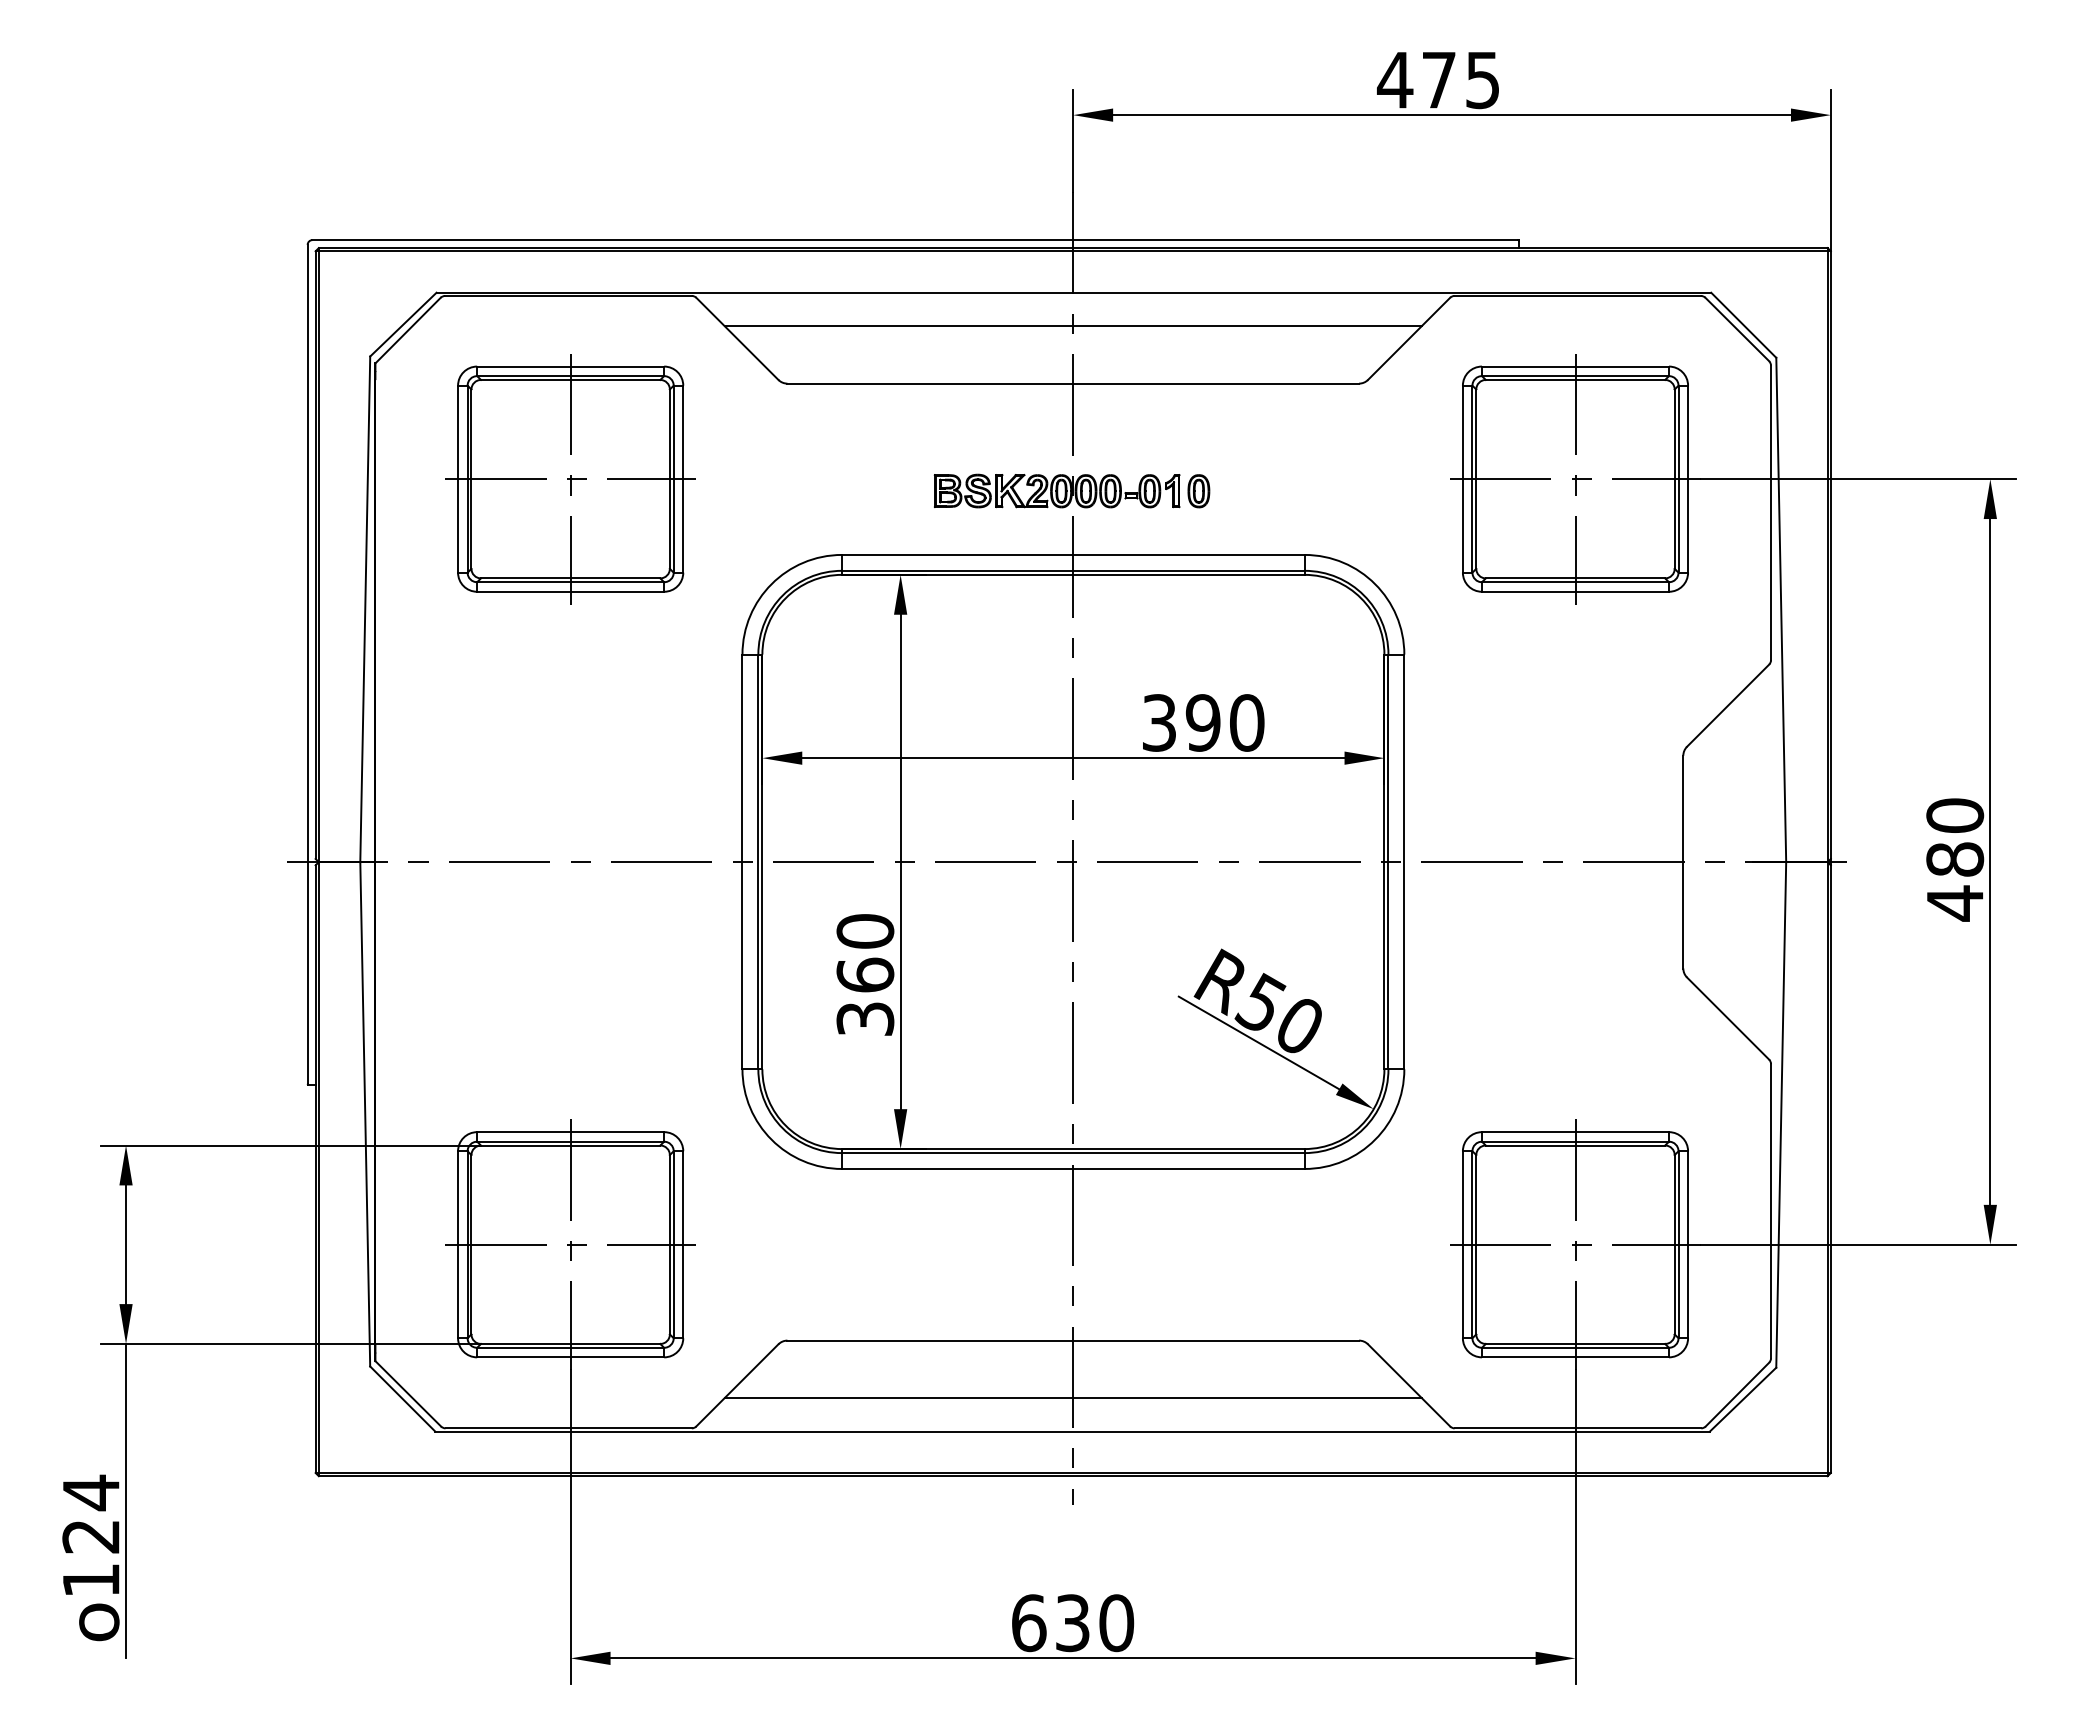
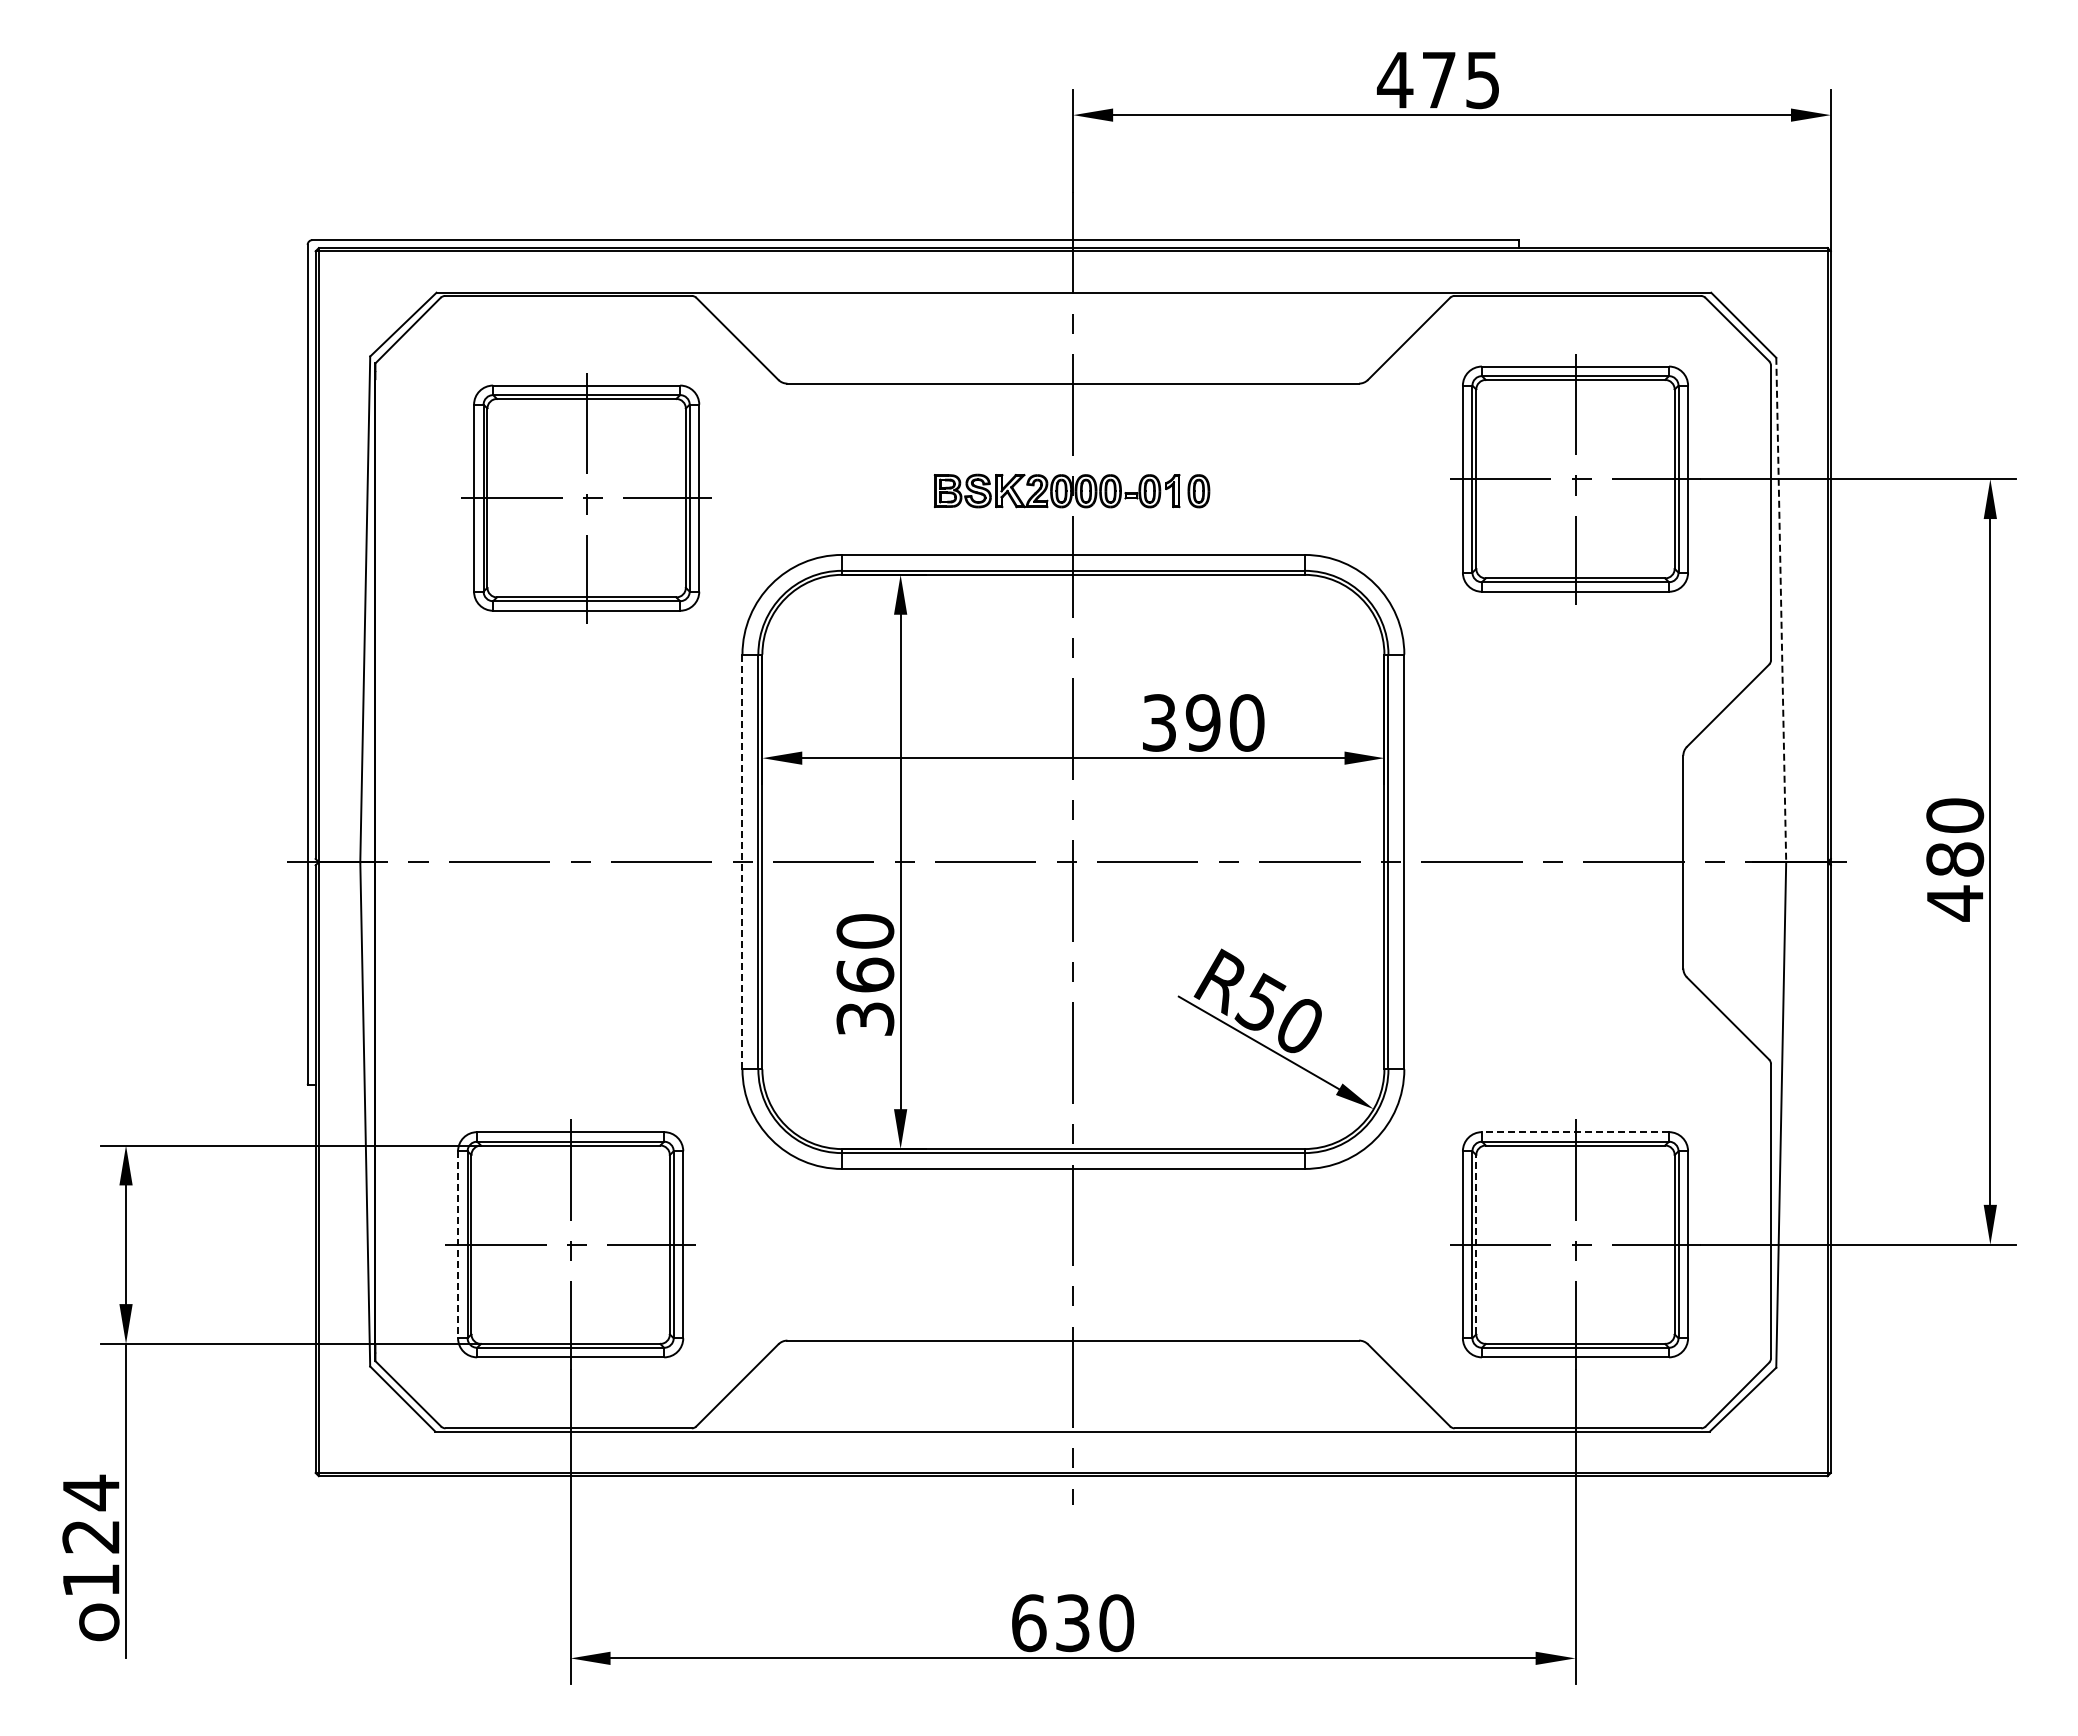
line: present -> none (1072, 326)
part position: (570, 479) -> (586, 498) (586, 498)
line: solid -> dashed (1781, 610)
line: solid -> dashed (742, 862)
line: solid -> dashed (1575, 1132)
line: solid -> dashed (458, 1244)
line: solid -> dashed (1476, 1244)
line: present -> none (1072, 1398)
